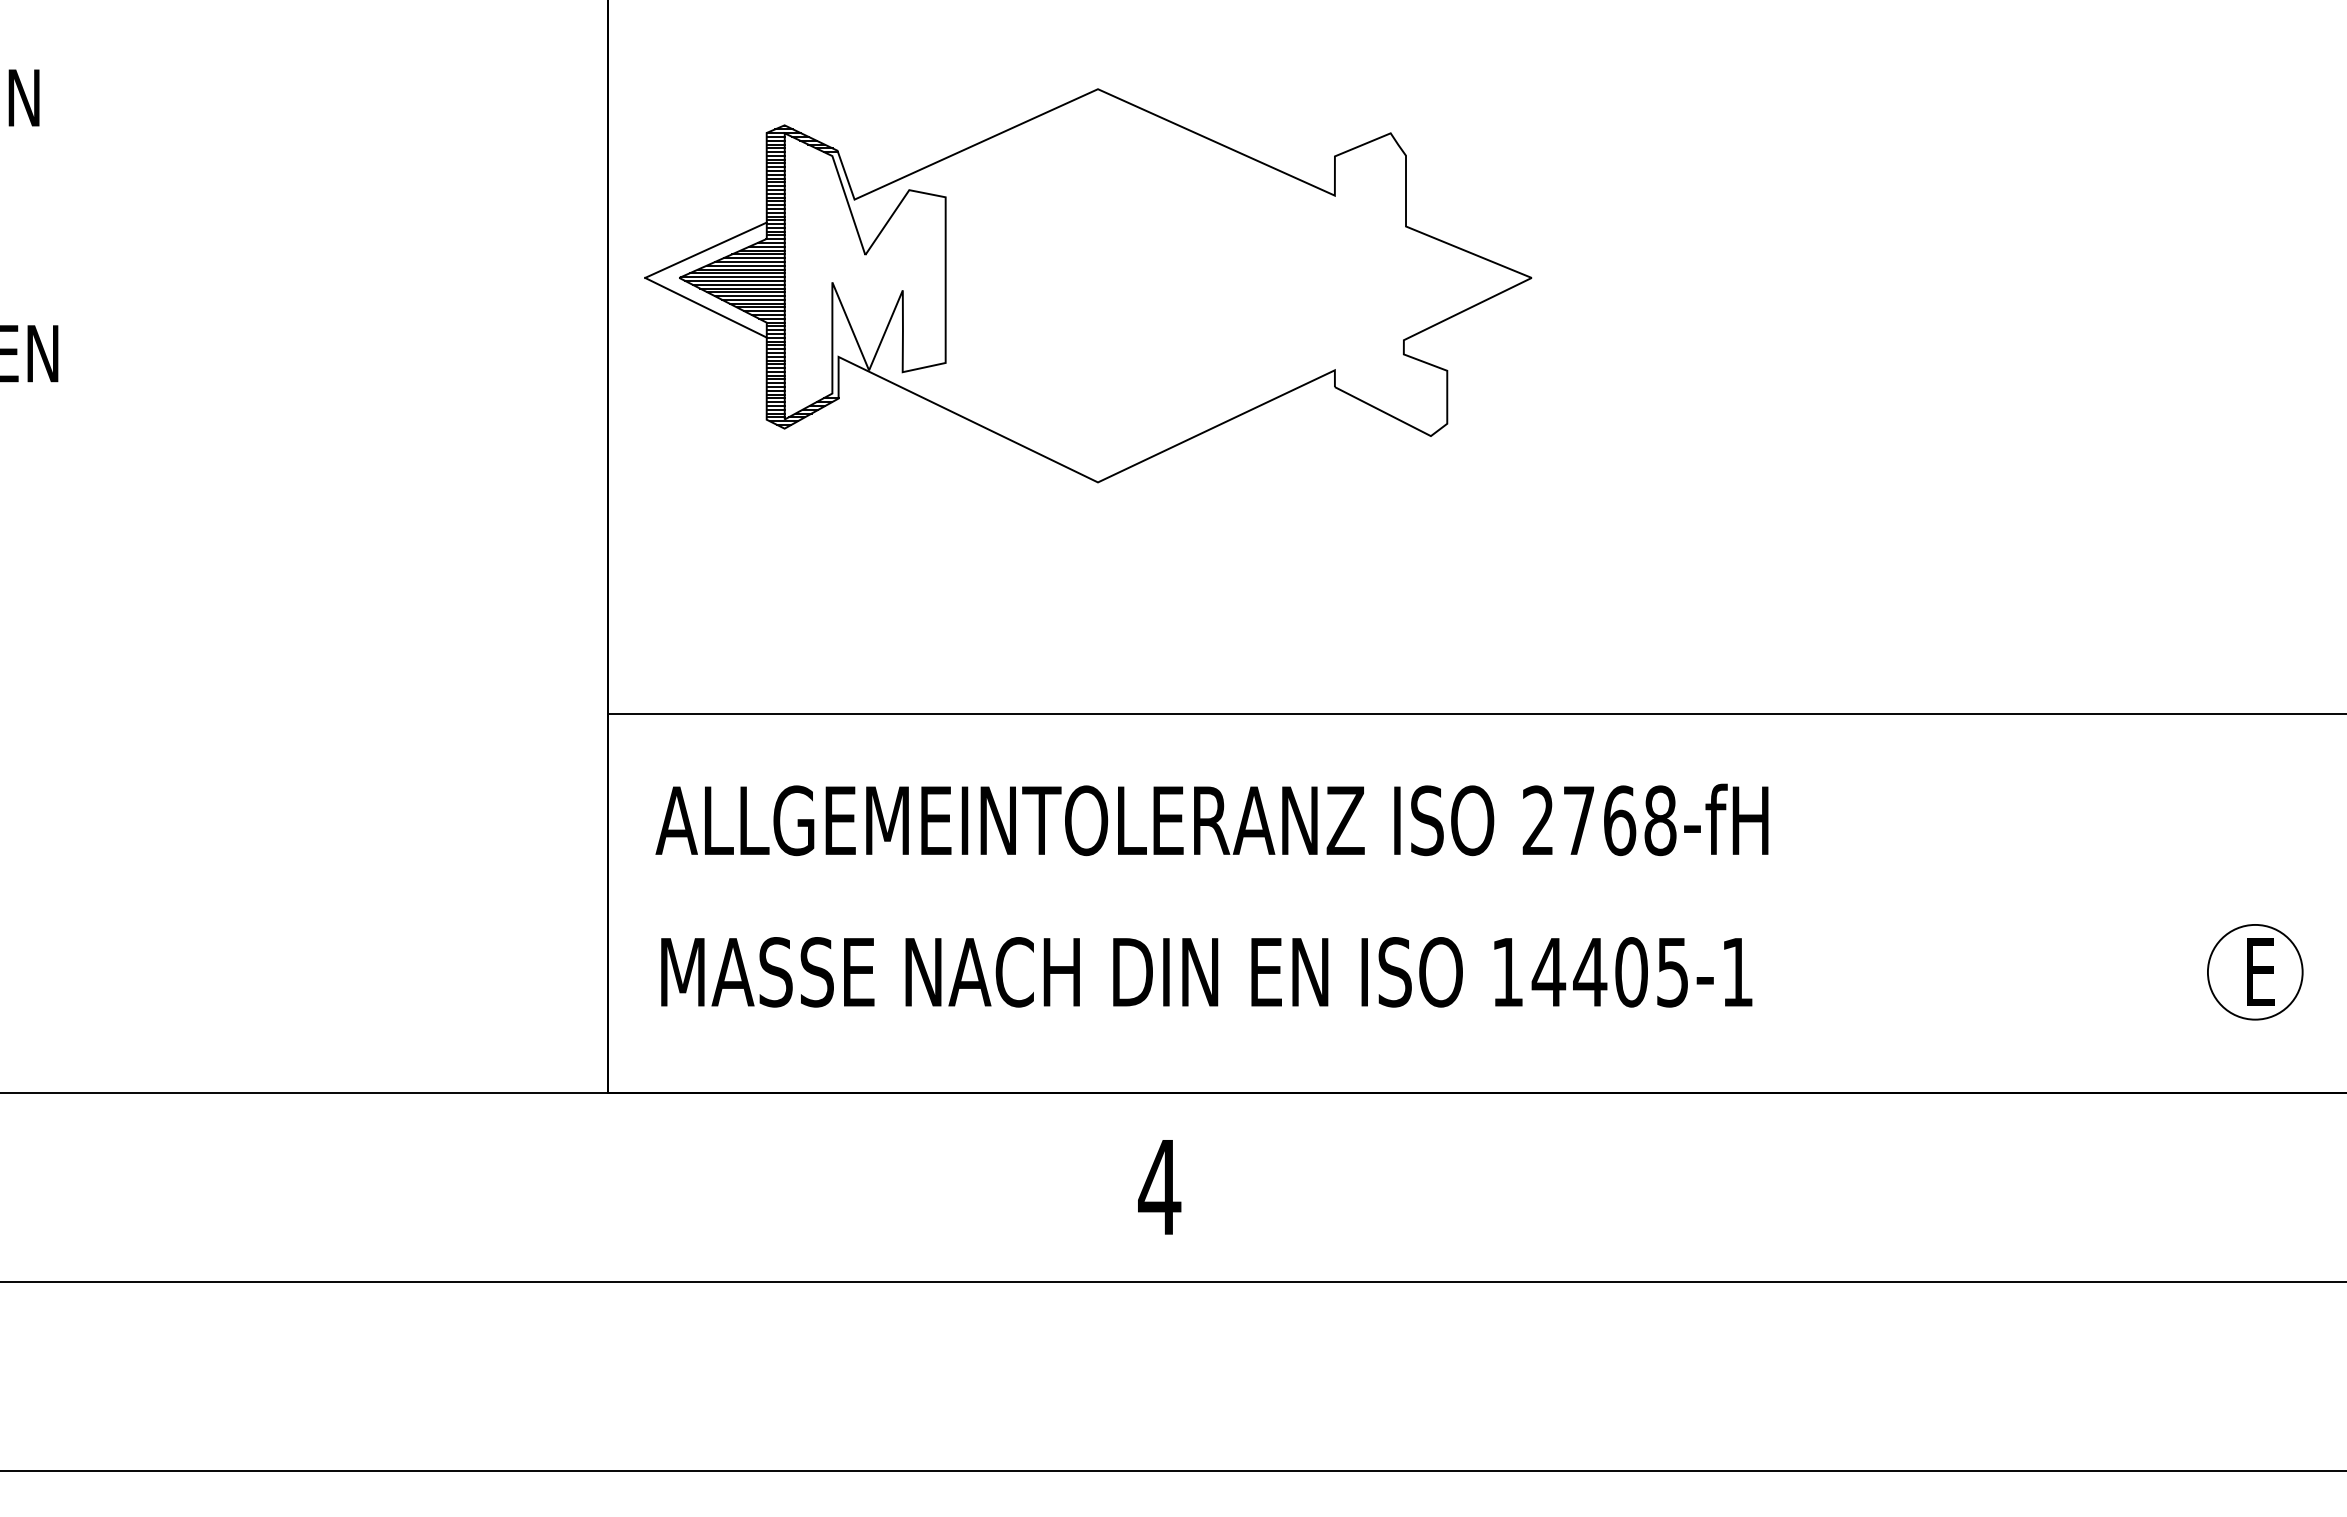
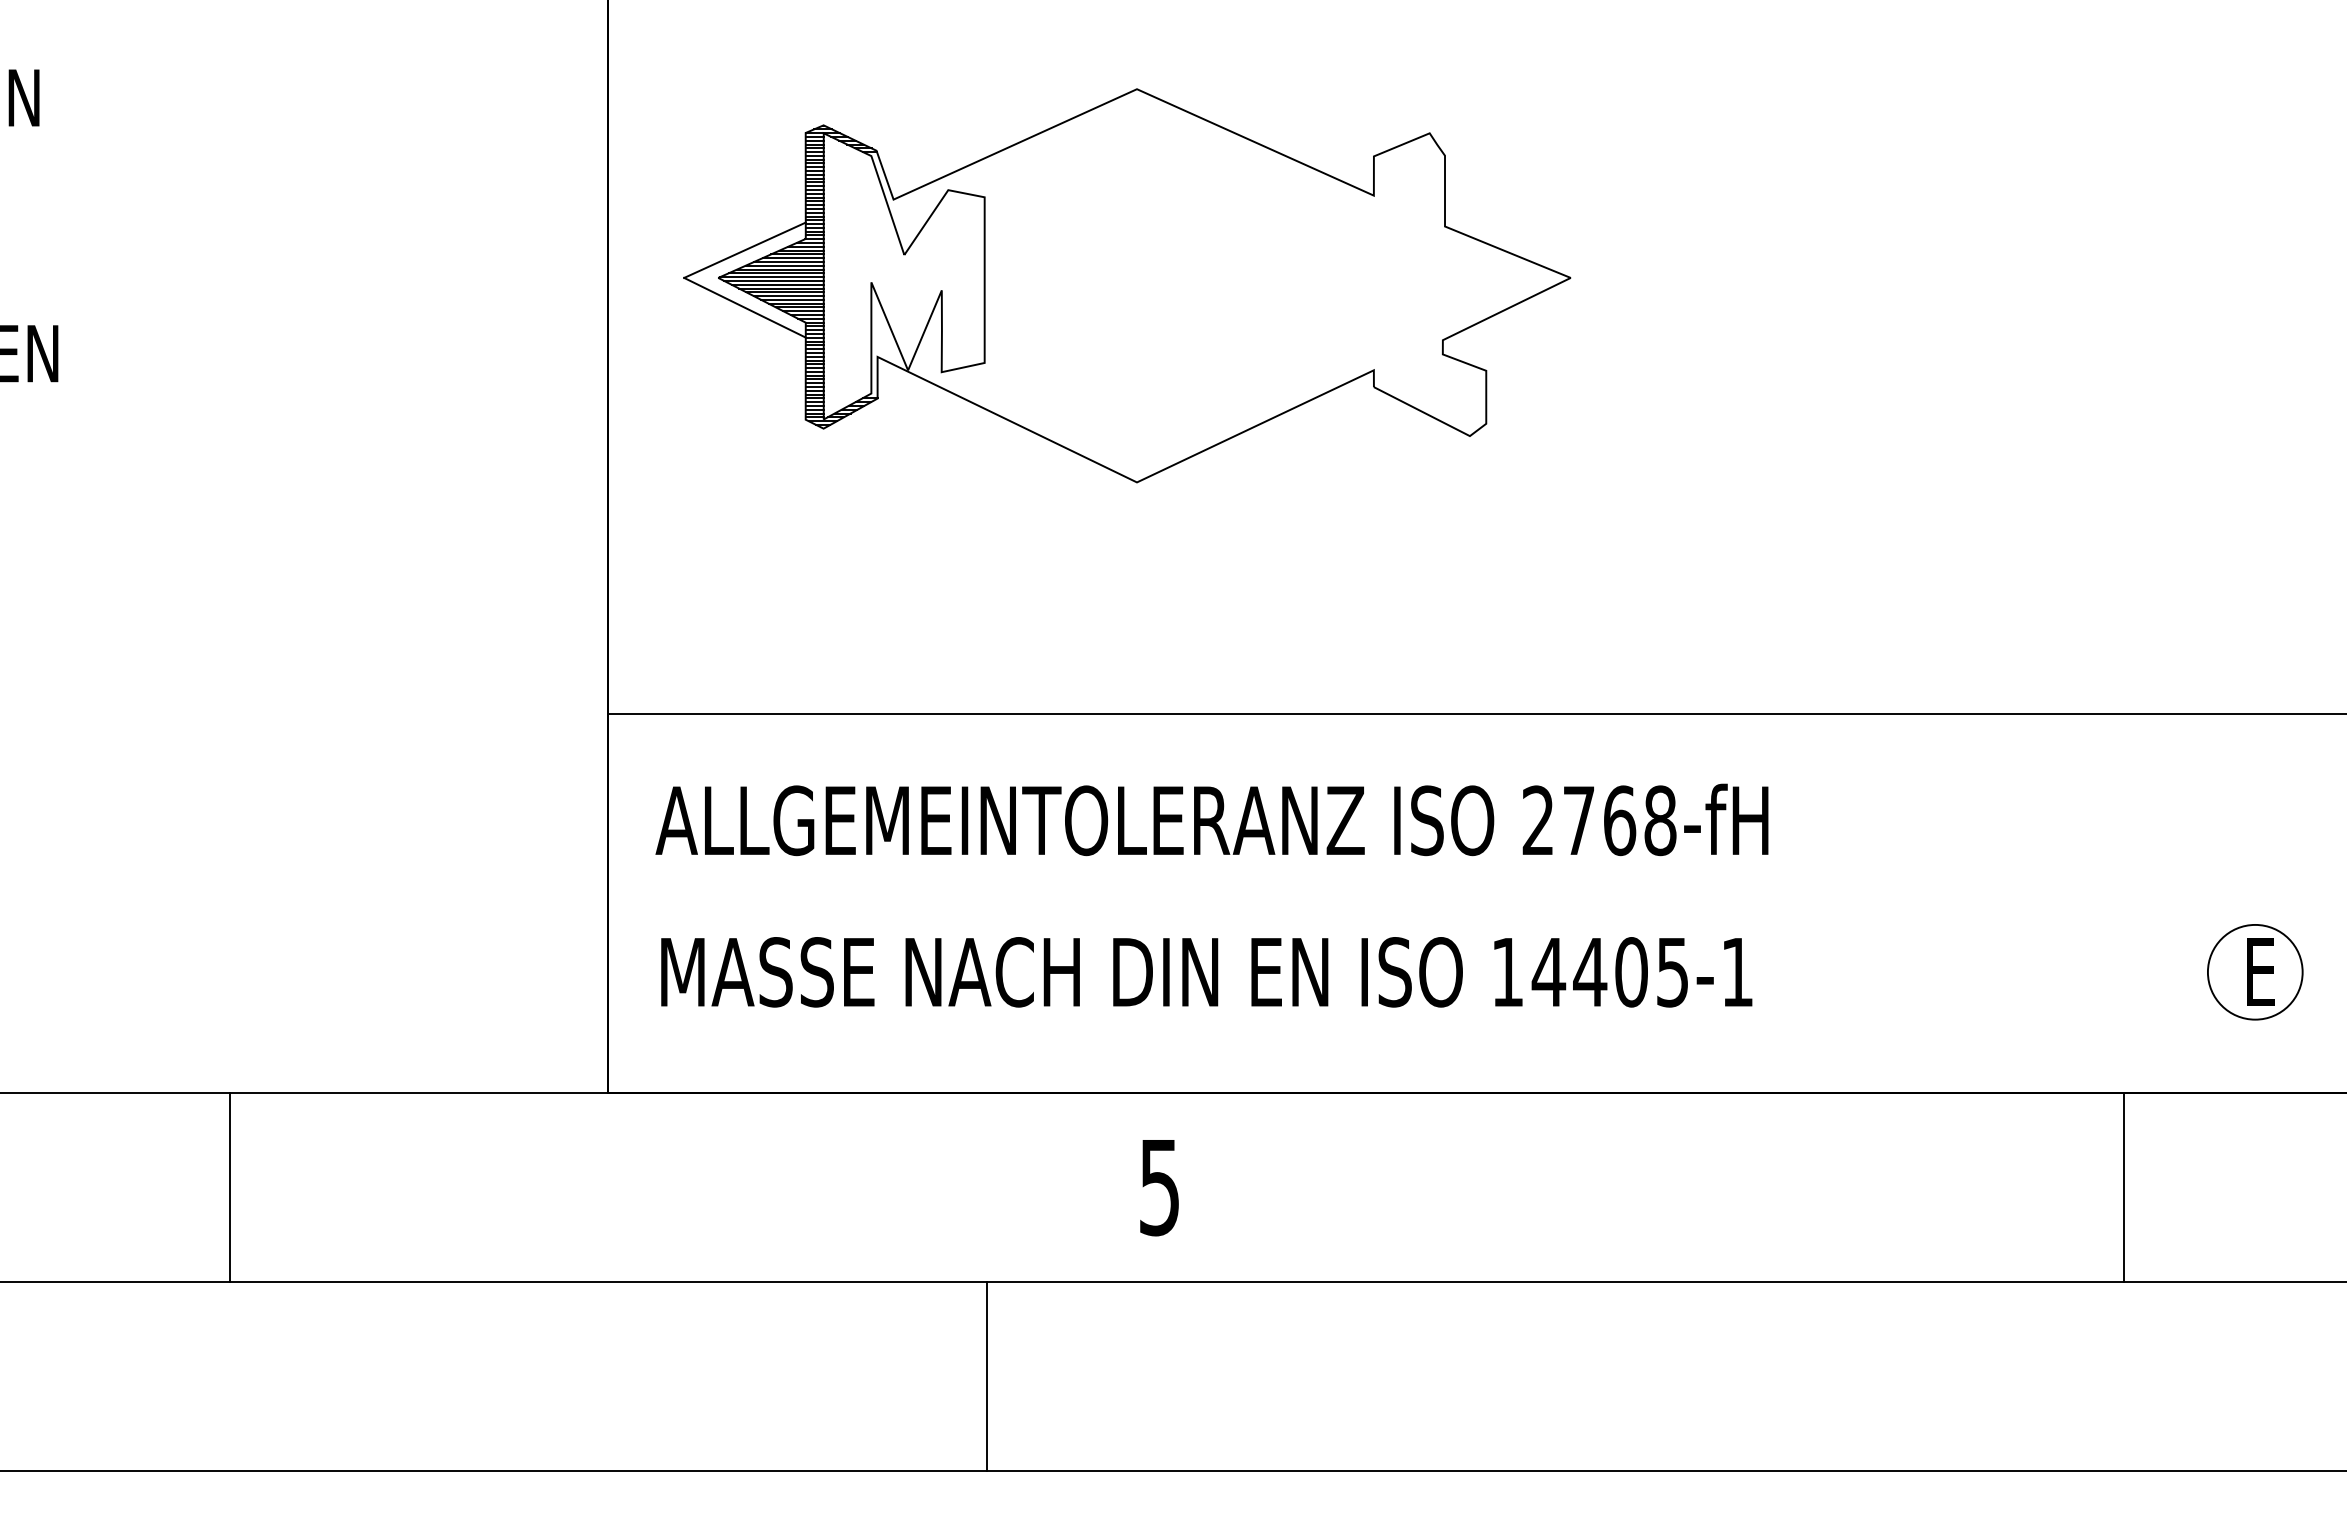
part position: (1088, 285) -> (1127, 285) (1127, 285)
line: none -> present (229, 1187)
line: none -> present (2124, 1187)
text: 4 -> 5 (1159, 1188)
line: none -> present (987, 1376)
